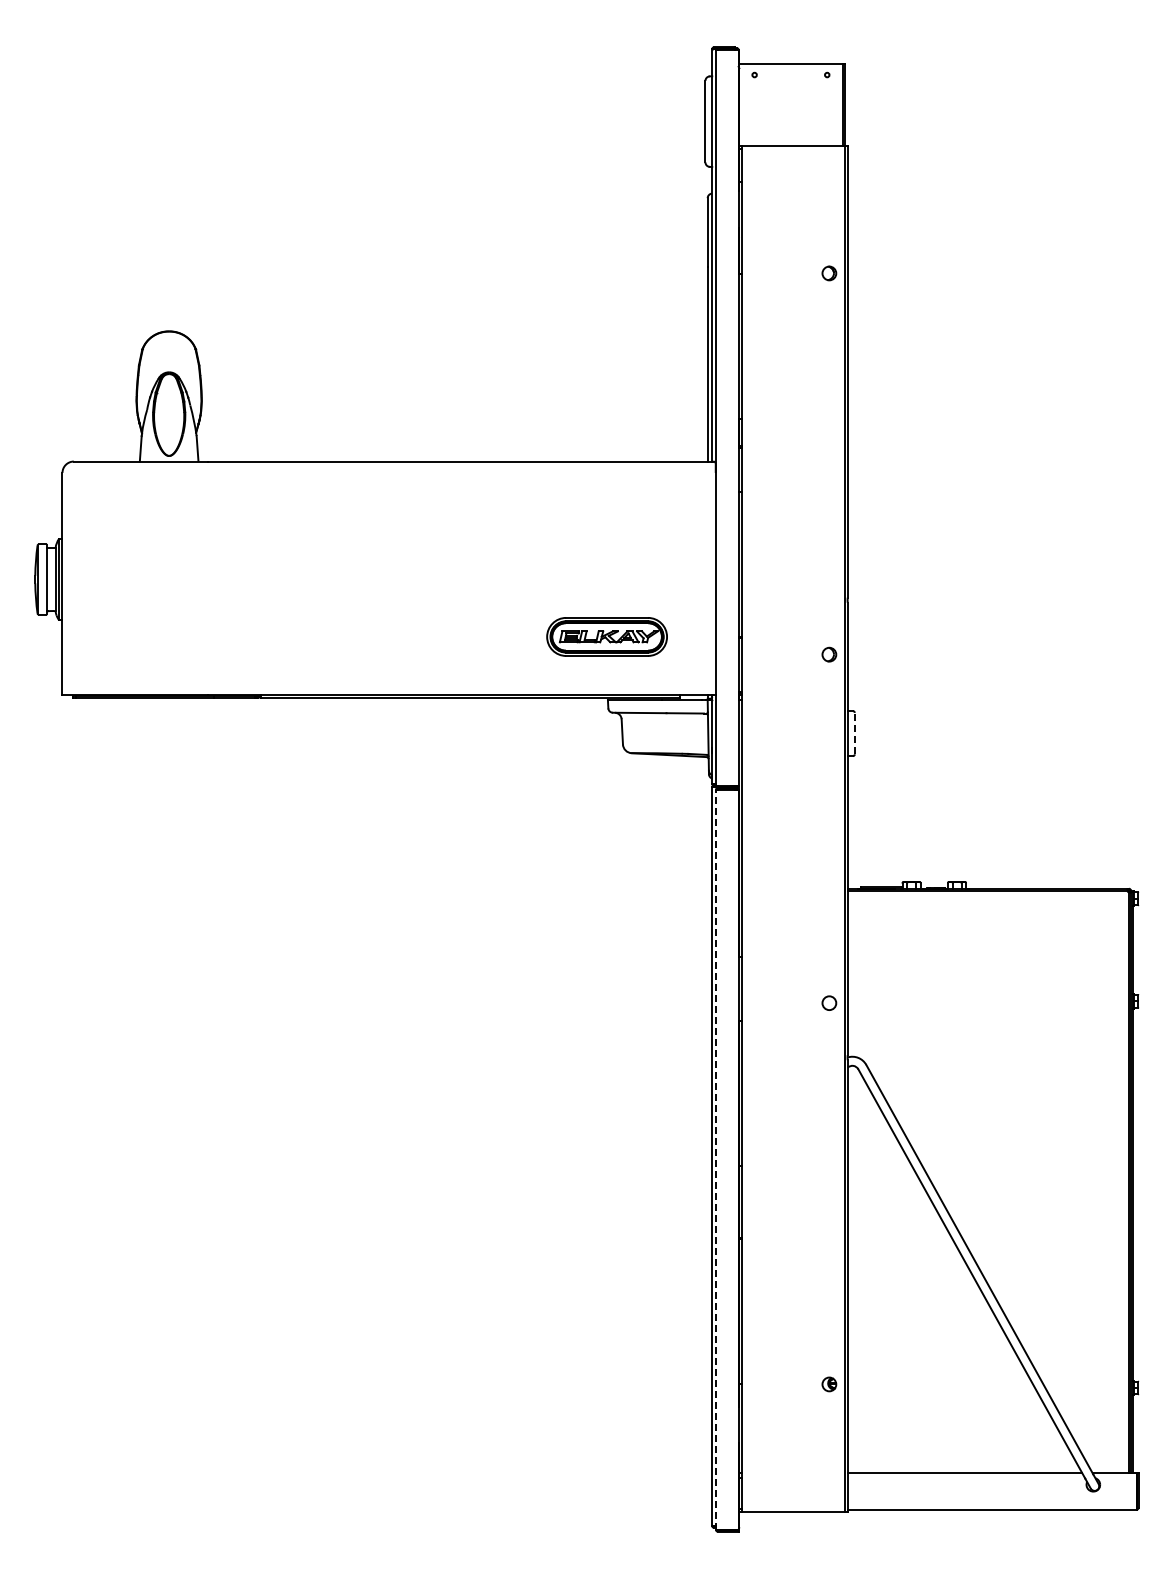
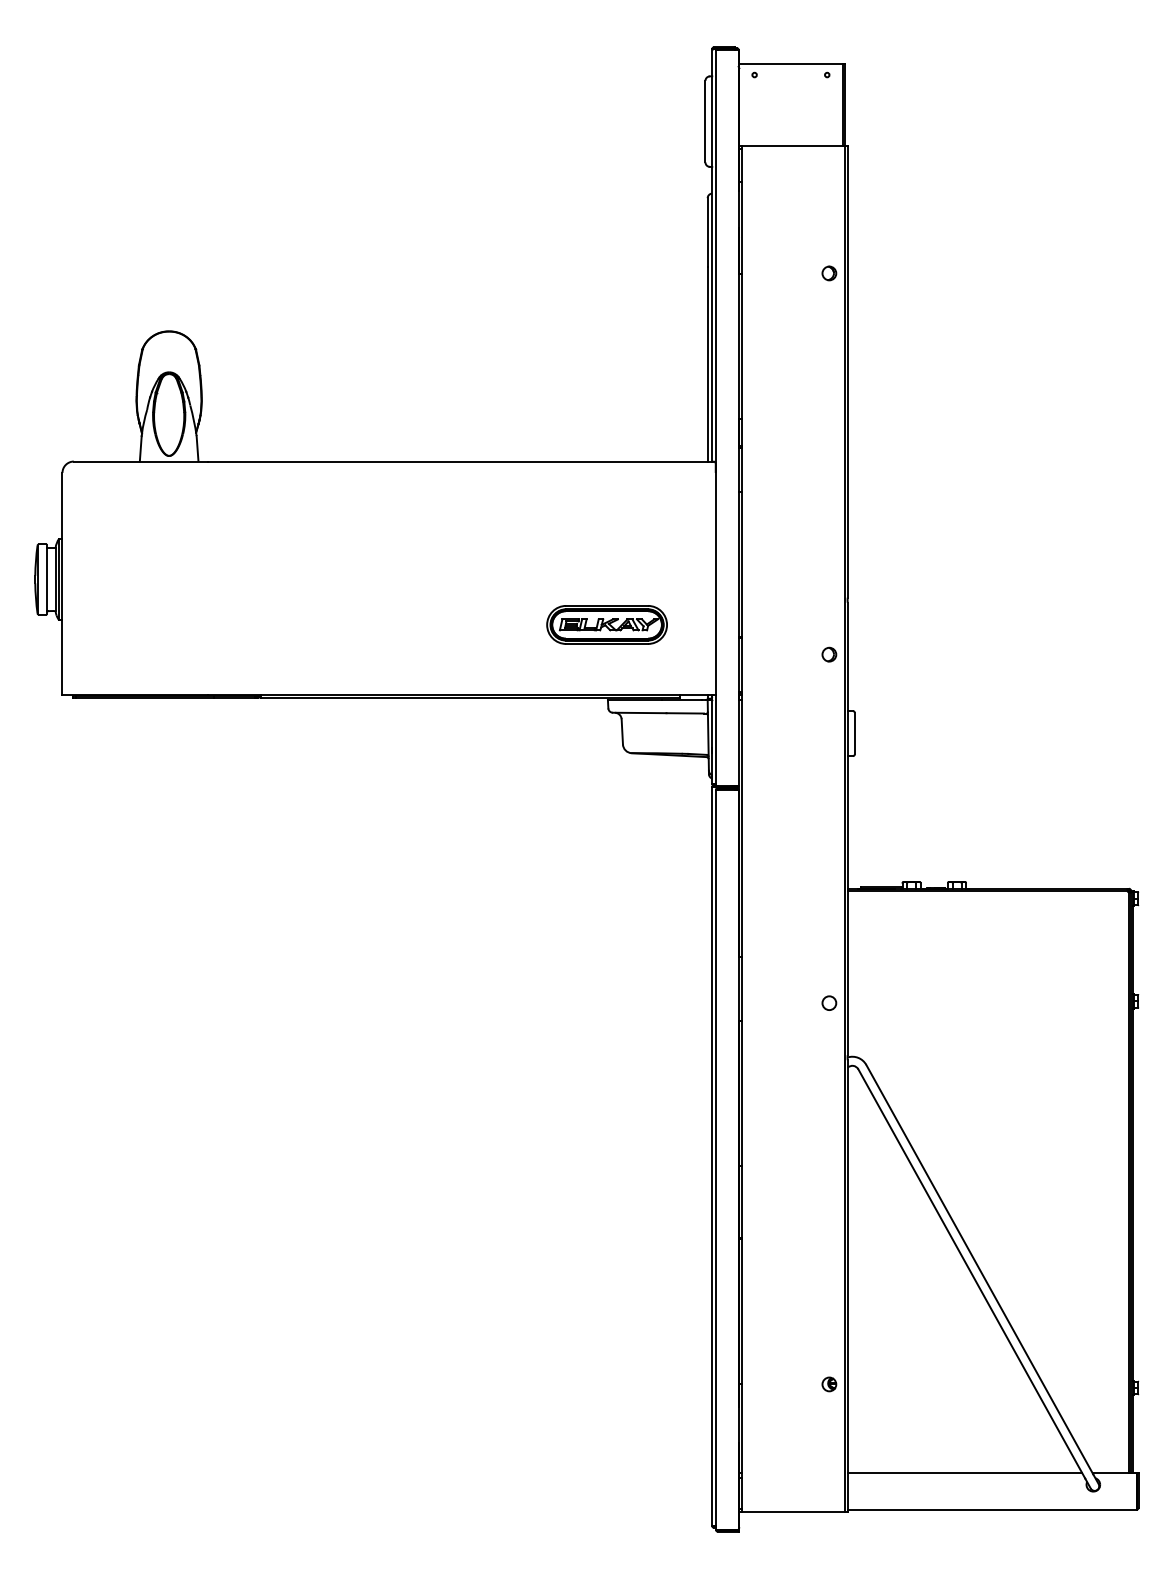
part position: (606, 636) -> (606, 624) (606, 624)
line: dashed -> solid (854, 733)
line: dashed -> solid (716, 1159)
